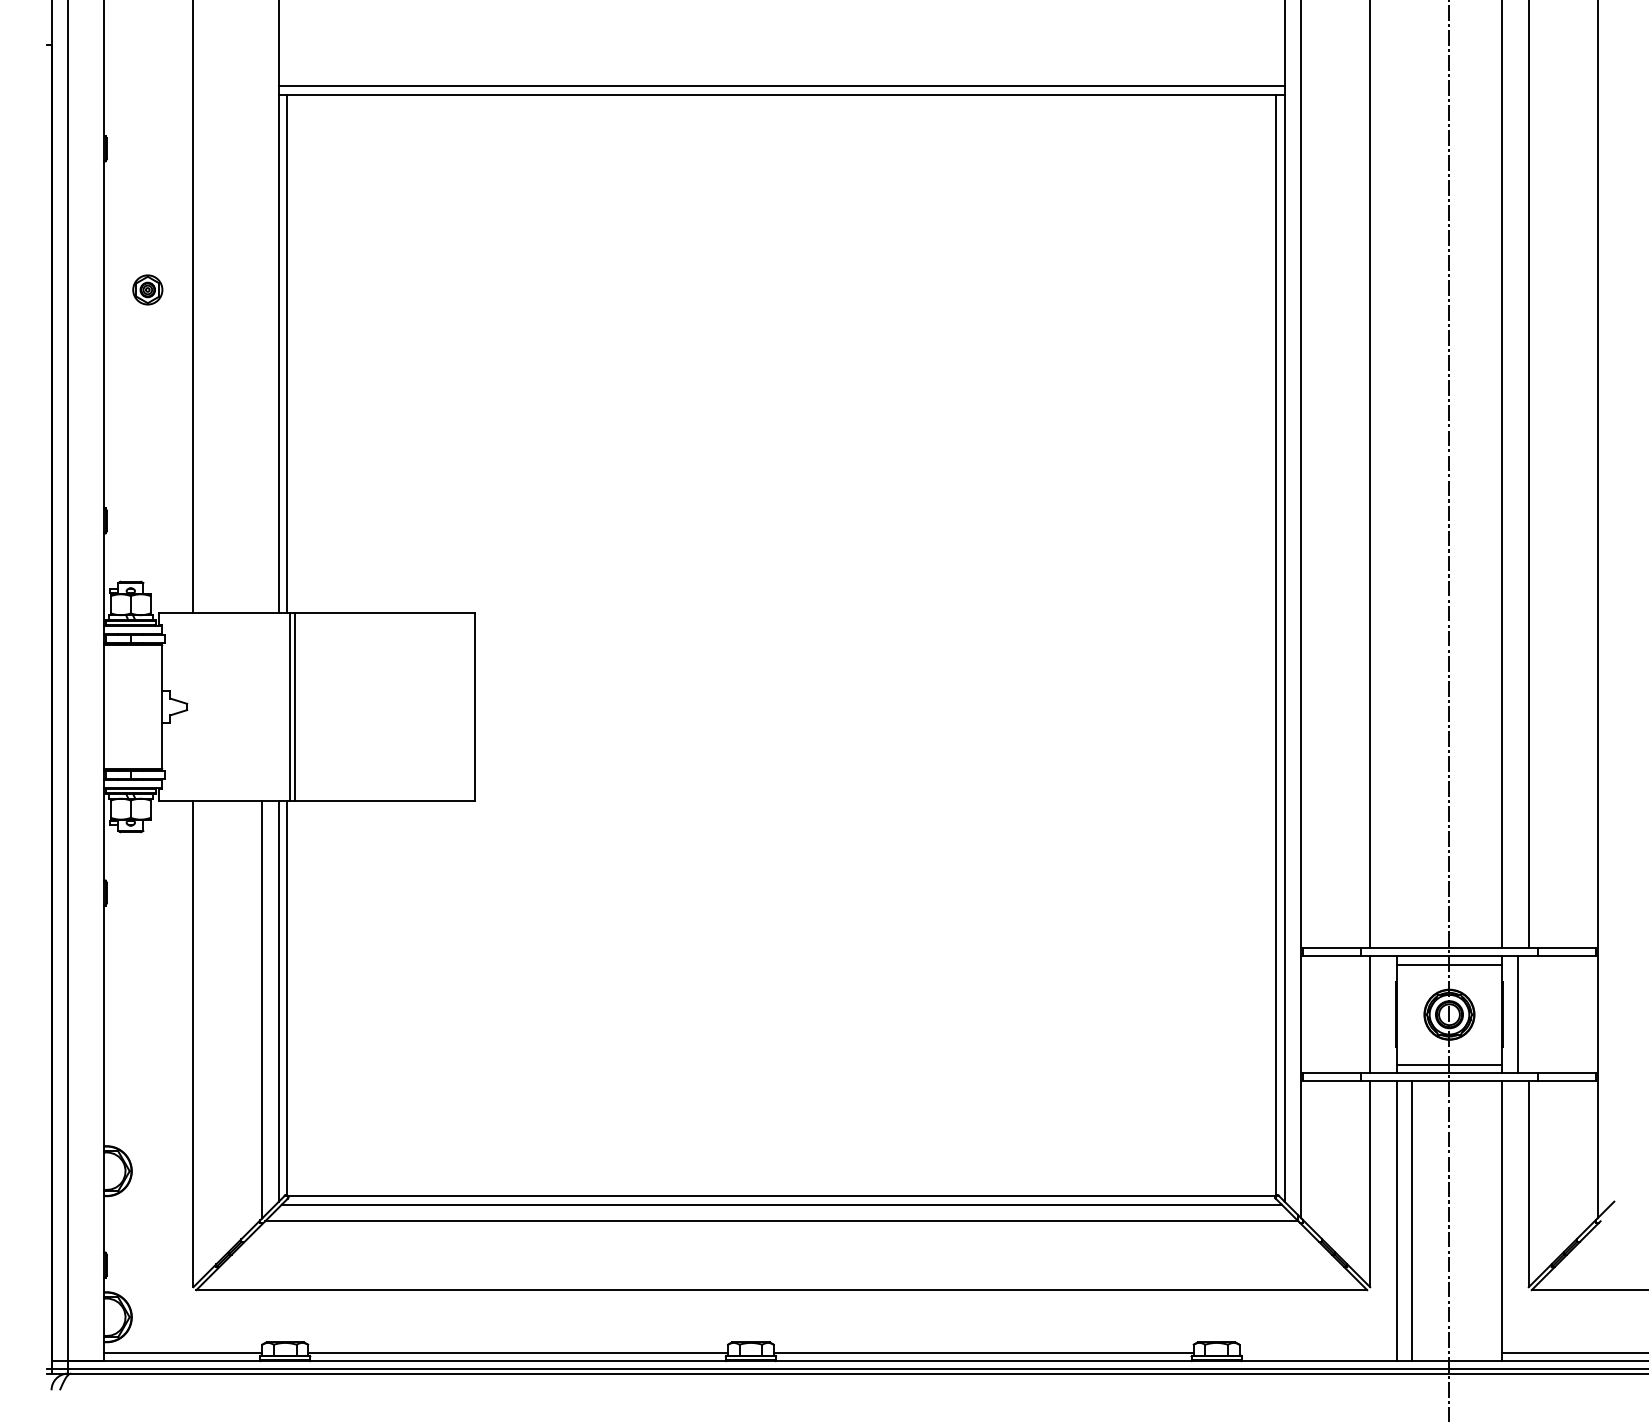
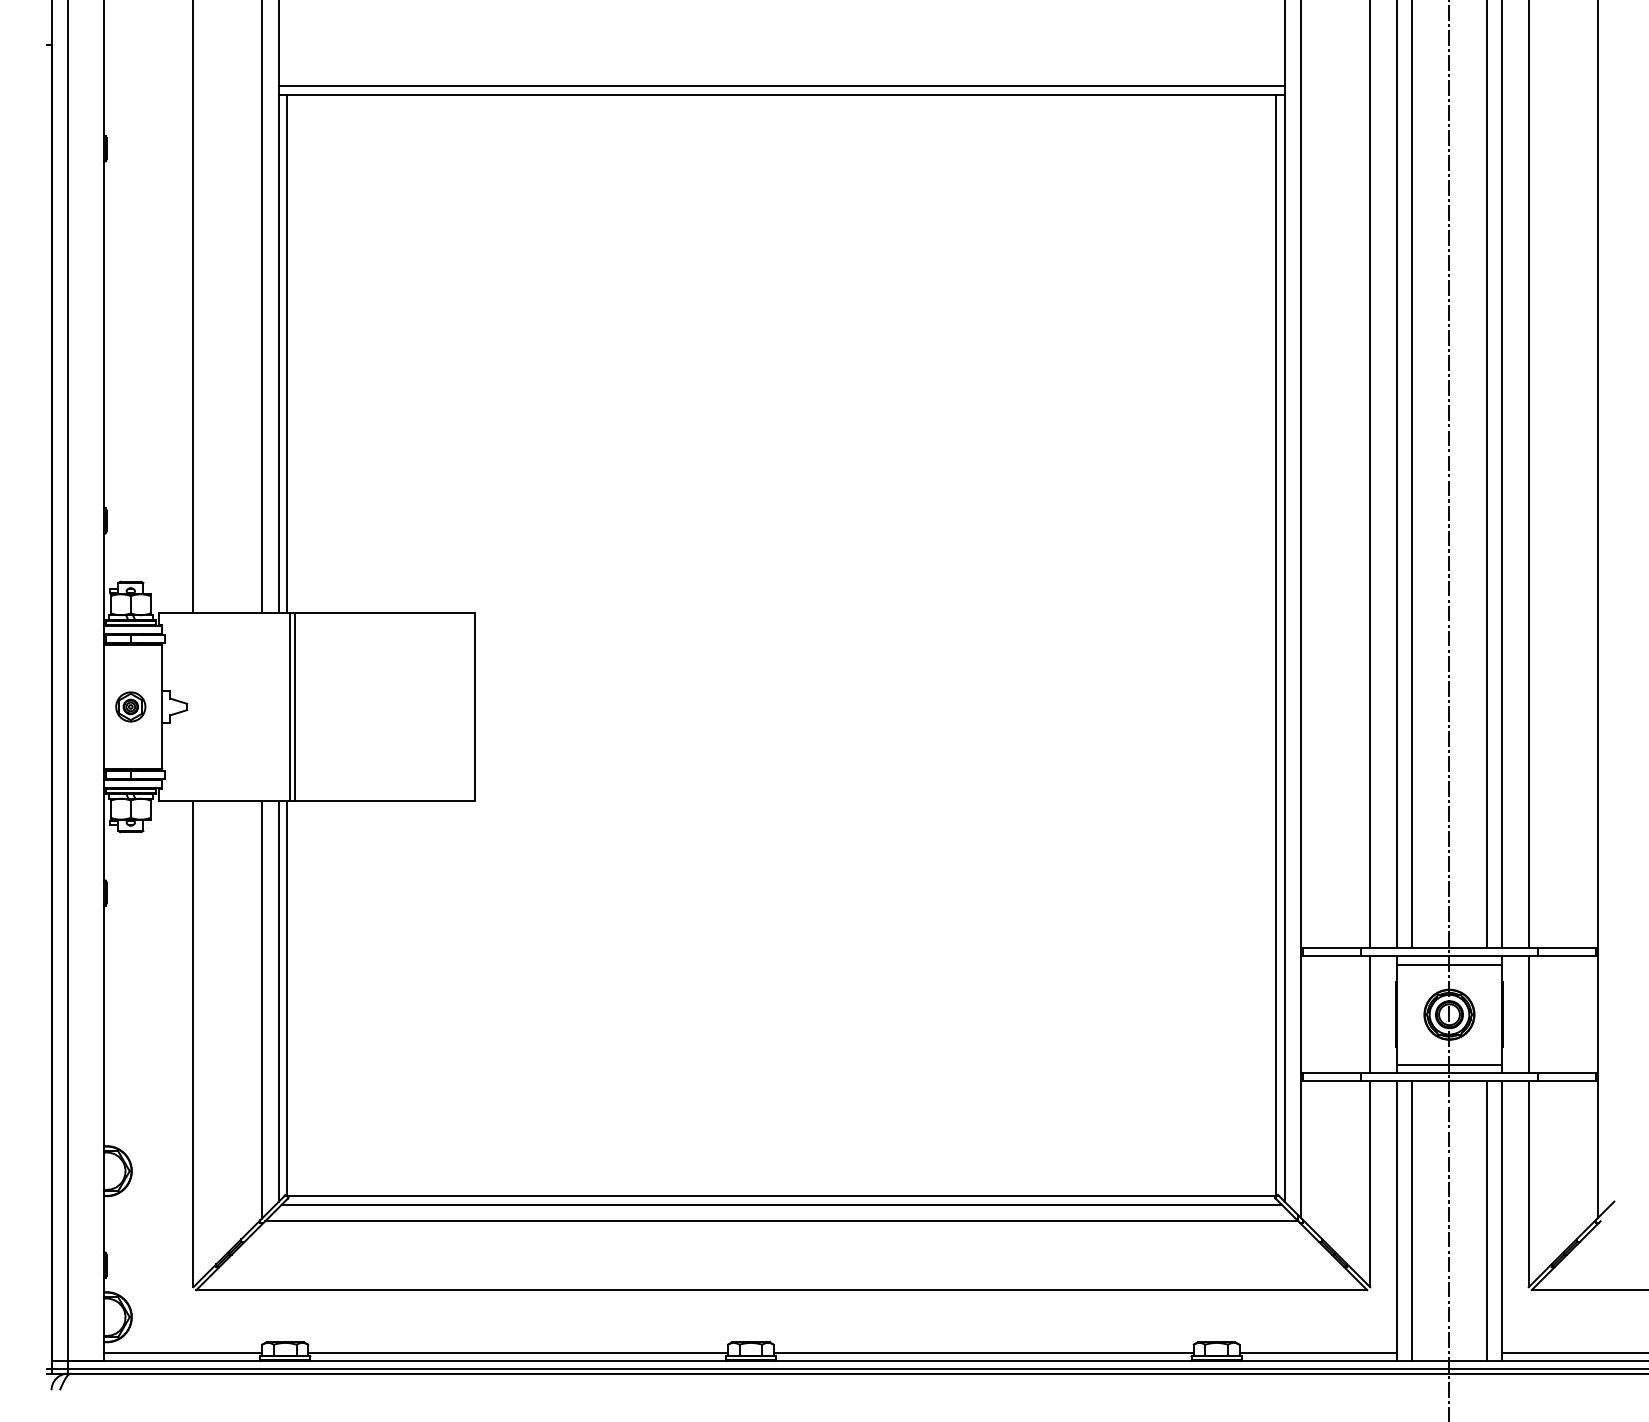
part position: (147, 289) -> (130, 706) (130, 706)
line: none -> present (262, 307)
line: none -> present (1397, 474)
line: none -> present (1411, 474)
line: none -> present (1487, 474)
line position: (1517, 1014) -> (1528, 1014) (1528, 1014)
line: none -> present (1487, 1221)
line: none -> present (1318, 1352)
